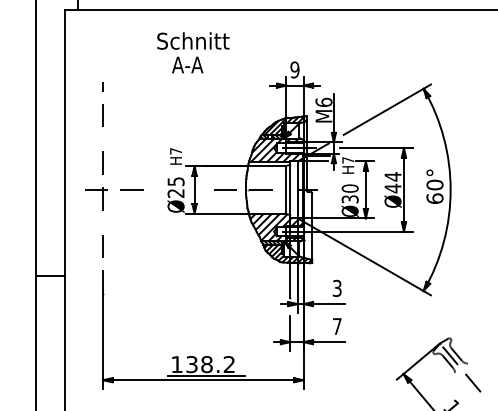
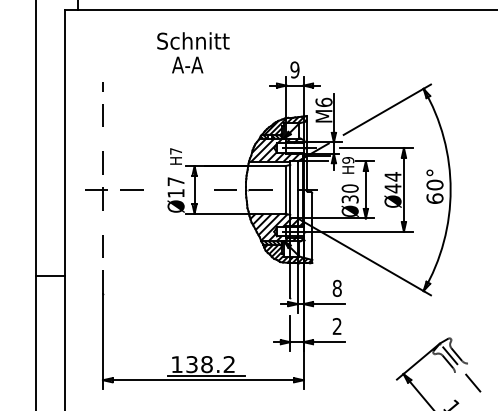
text: H7 -> H9 (348, 160)
text: Ø25 -> Ø17 (175, 187)
text: 3 -> 8 (336, 288)
text: 7 -> 2 (336, 326)
